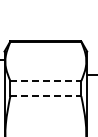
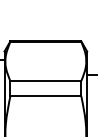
line: dashed -> solid (46, 81)
line: dashed -> solid (46, 96)
